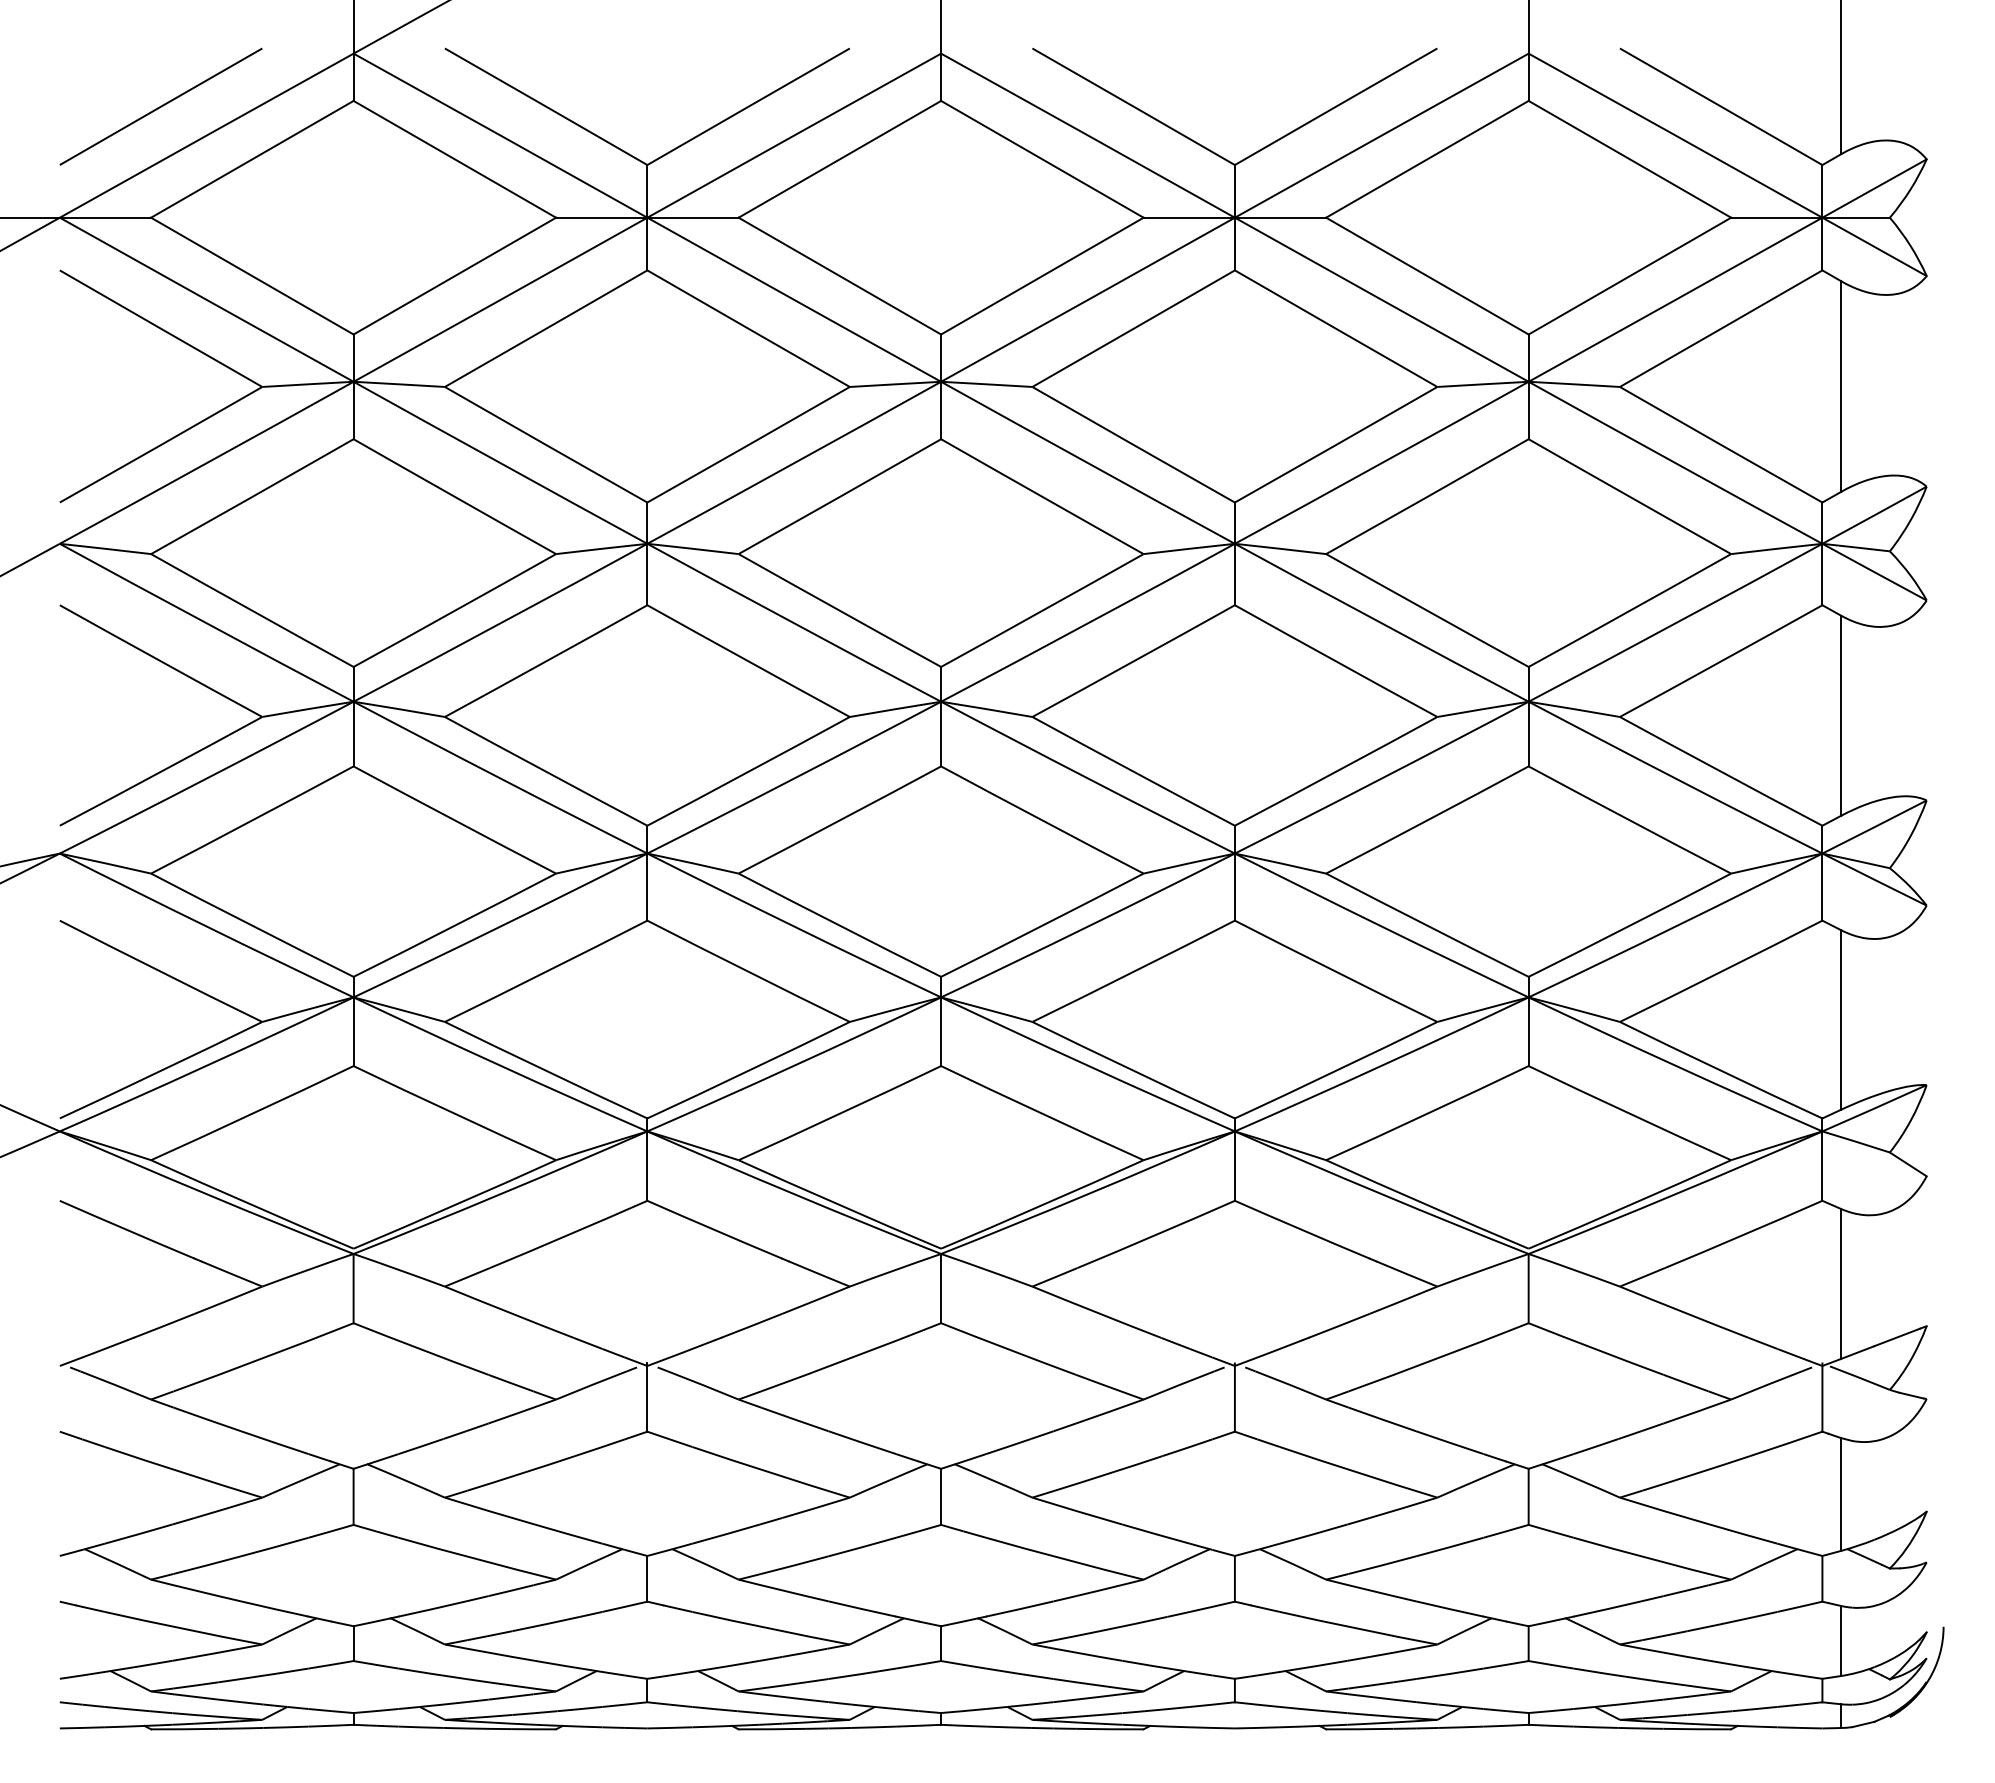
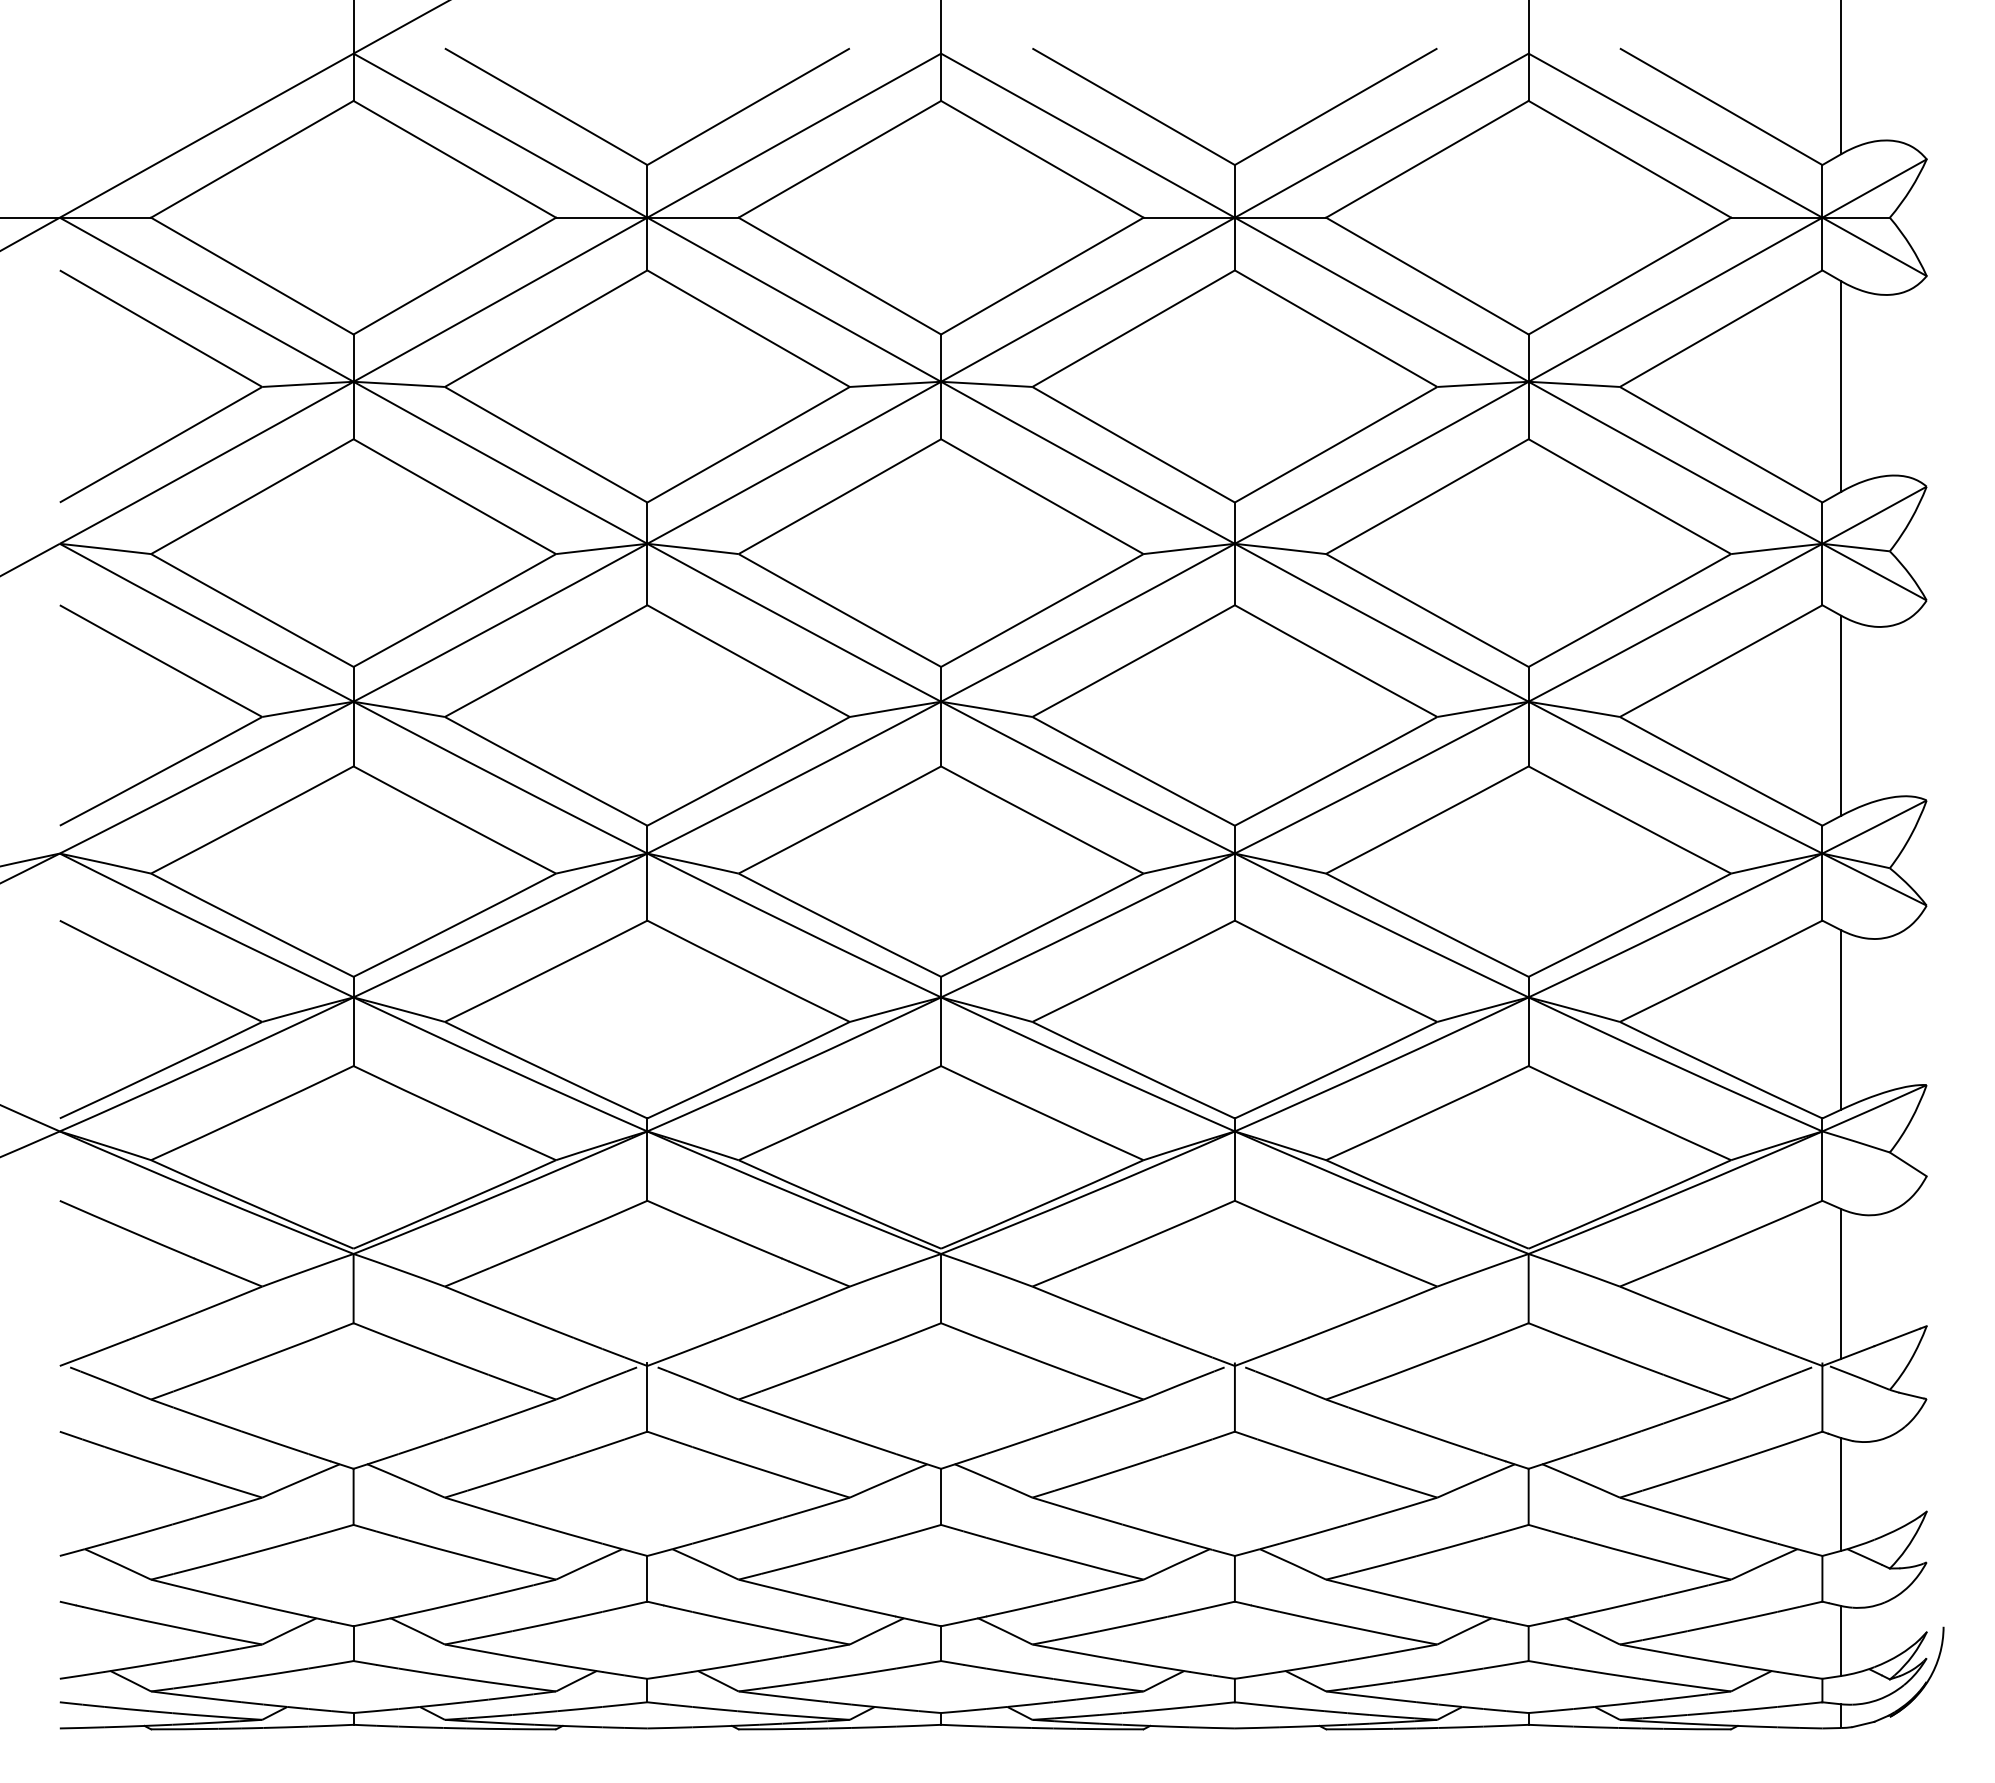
line: present -> none (160, 106)
